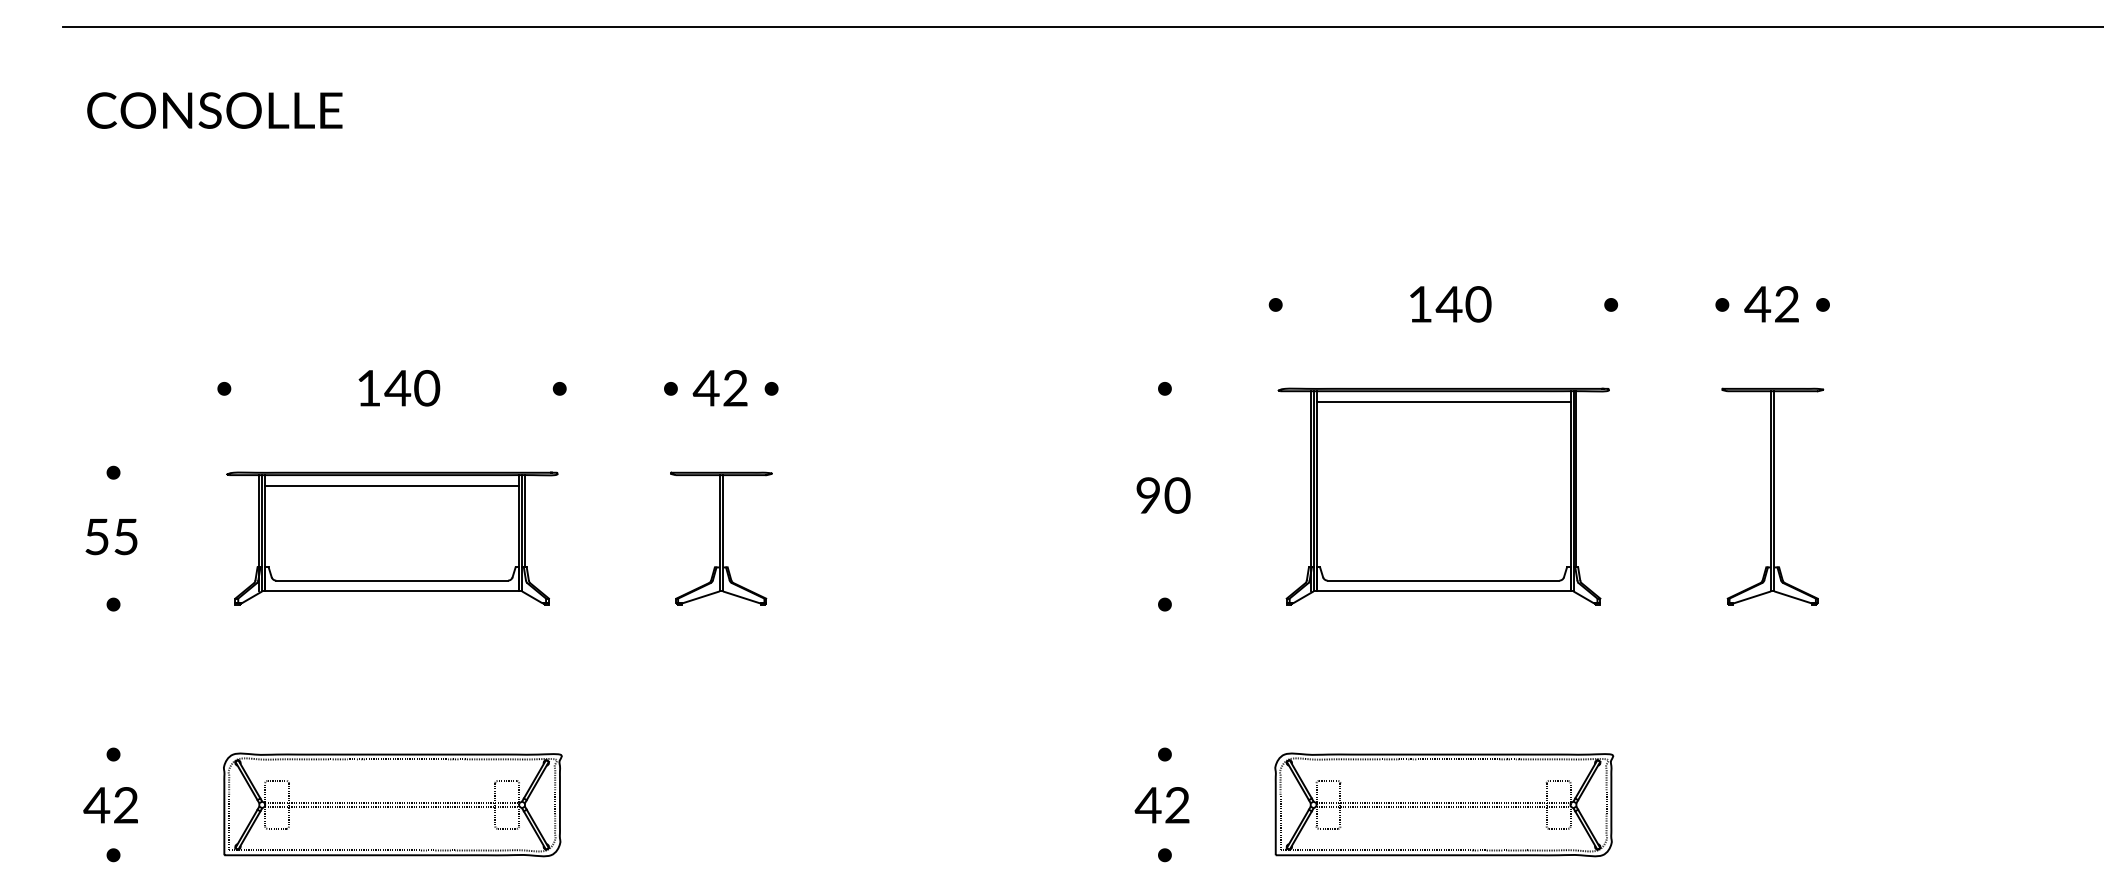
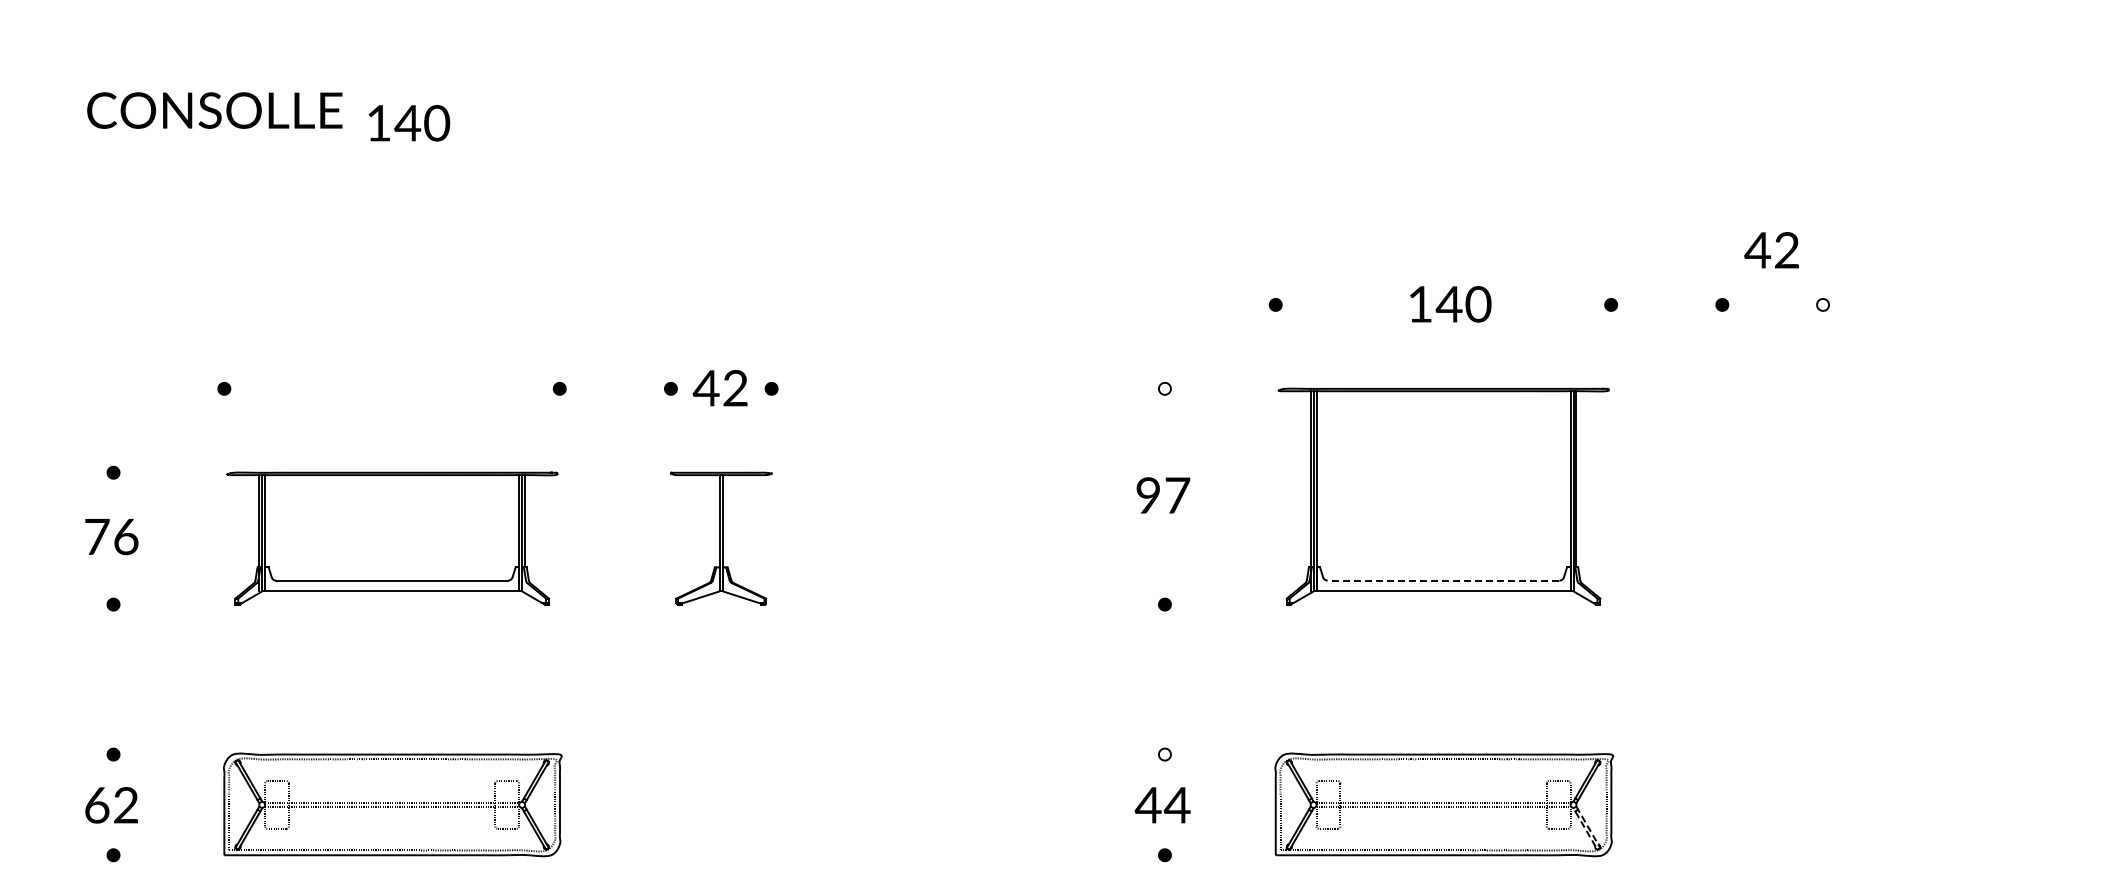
line: present -> none (1081, 26)
text position: (1771, 304) -> (1771, 250) (1771, 250)
fill: present -> none (1823, 304)
text position: (399, 388) -> (409, 123) (409, 123)
fill: present -> none (1164, 388)
line: present -> none (1443, 402)
line: present -> none (392, 485)
text: 90 -> 97 (1177, 495)
part: present -> none (1772, 496)
text: 55 -> 76 (111, 536)
line: solid -> dashed (1443, 580)
fill: present -> none (1164, 754)
text: 42 -> 62 (96, 805)
text: 42 -> 44 (1176, 805)
line: solid -> dashed (1598, 848)
